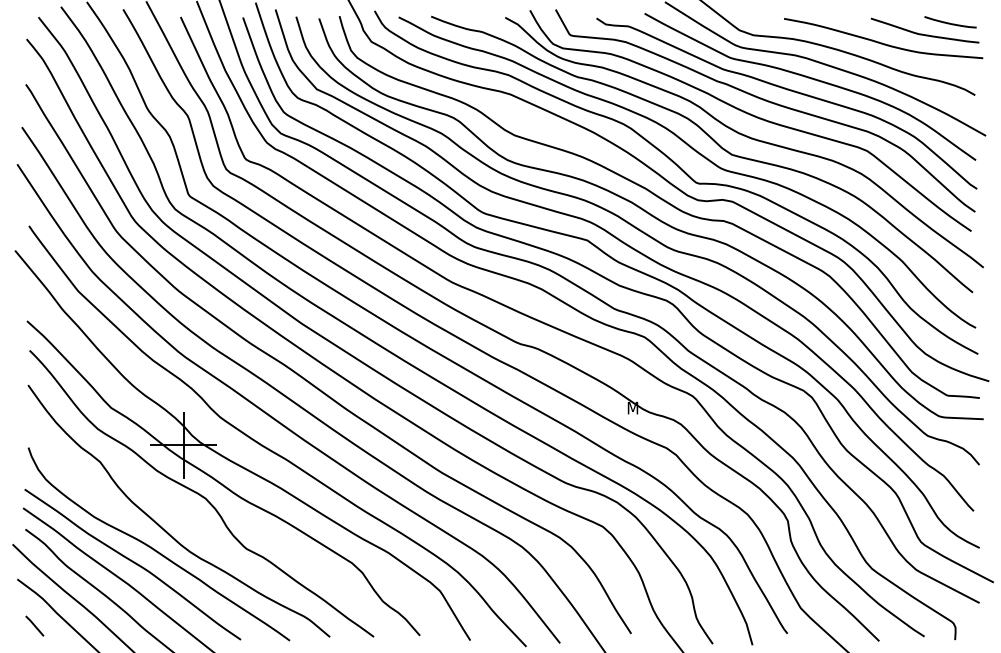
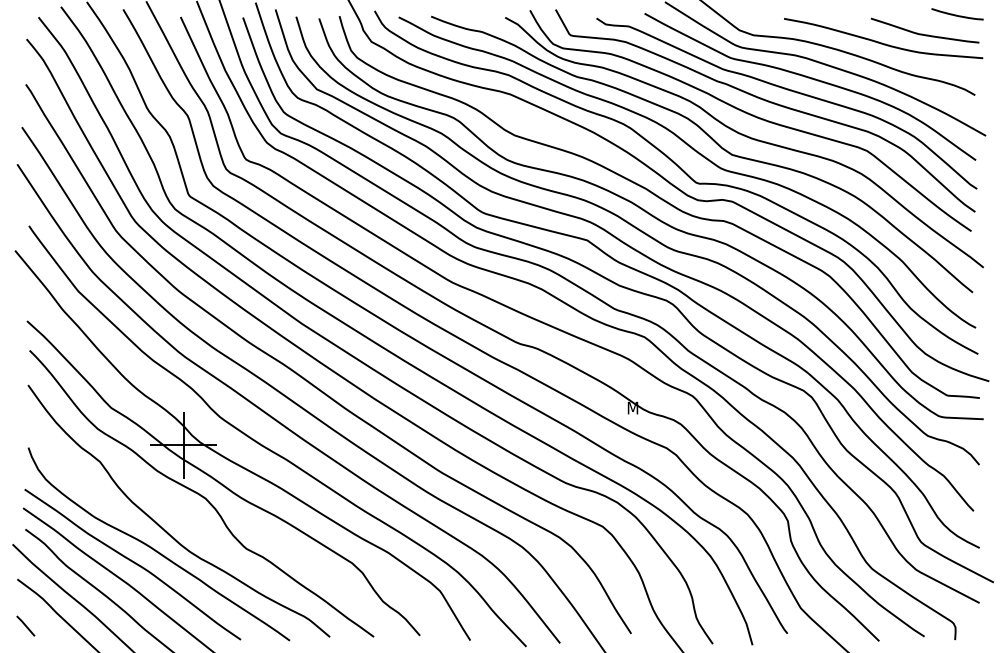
curve position: (949, 22) -> (956, 14) (956, 14)
line position: (34, 625) -> (25, 625) (25, 625)
